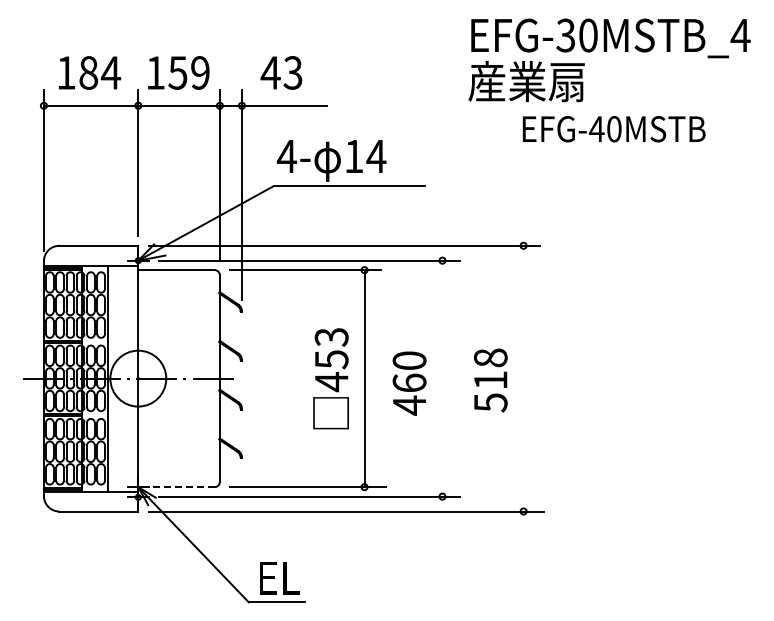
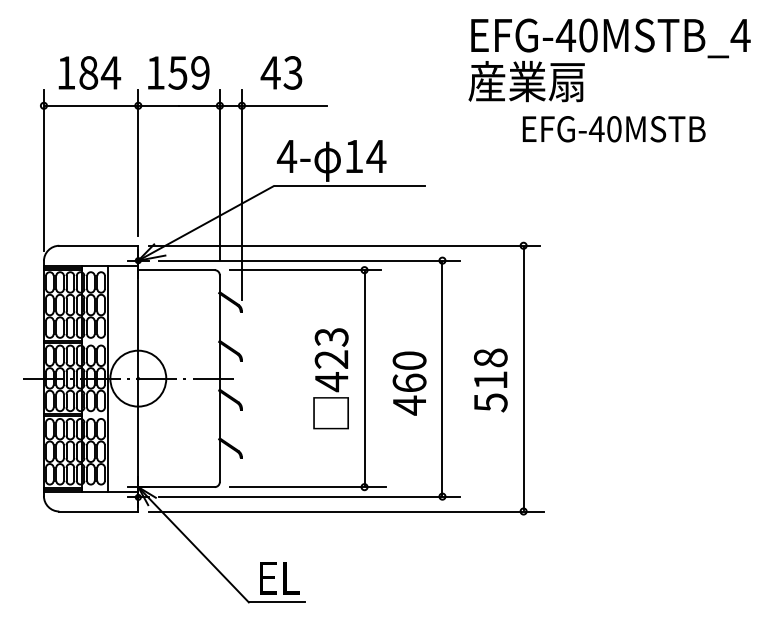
text: EFG-30MSTB_4 -> EFG-40MSTB_4 (565, 35)
text: 453 -> 423 (331, 359)
line: none -> present (442, 378)
line: none -> present (523, 378)
line: dashed -> solid (176, 487)
